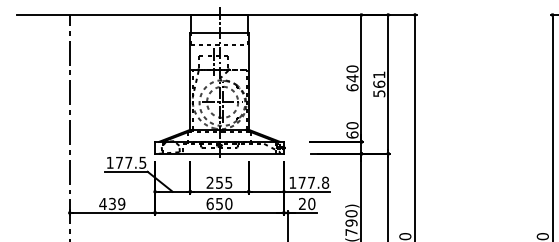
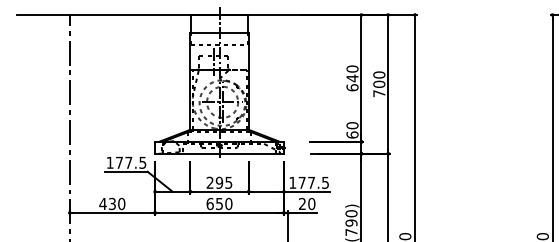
text: 561 -> 700 (379, 84)
text: 255 -> 295 (219, 182)
text: 177.8 -> 177.5 (325, 182)
text: 439 -> 430 (121, 204)
